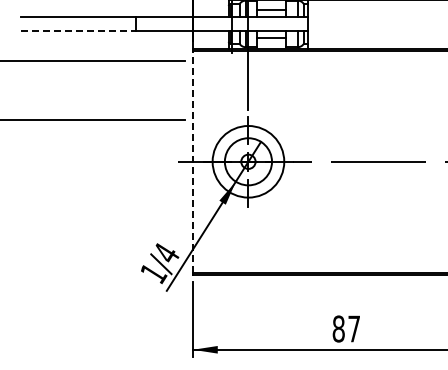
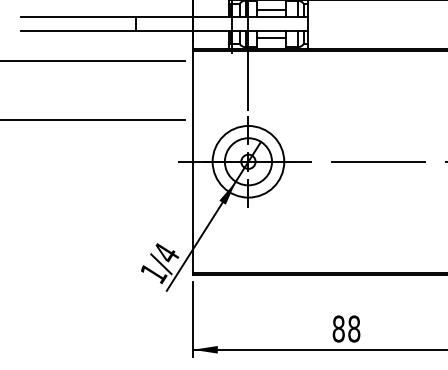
line: dashed -> solid (78, 30)
line: dashed -> solid (192, 161)
text: 87 -> 88 (354, 328)
